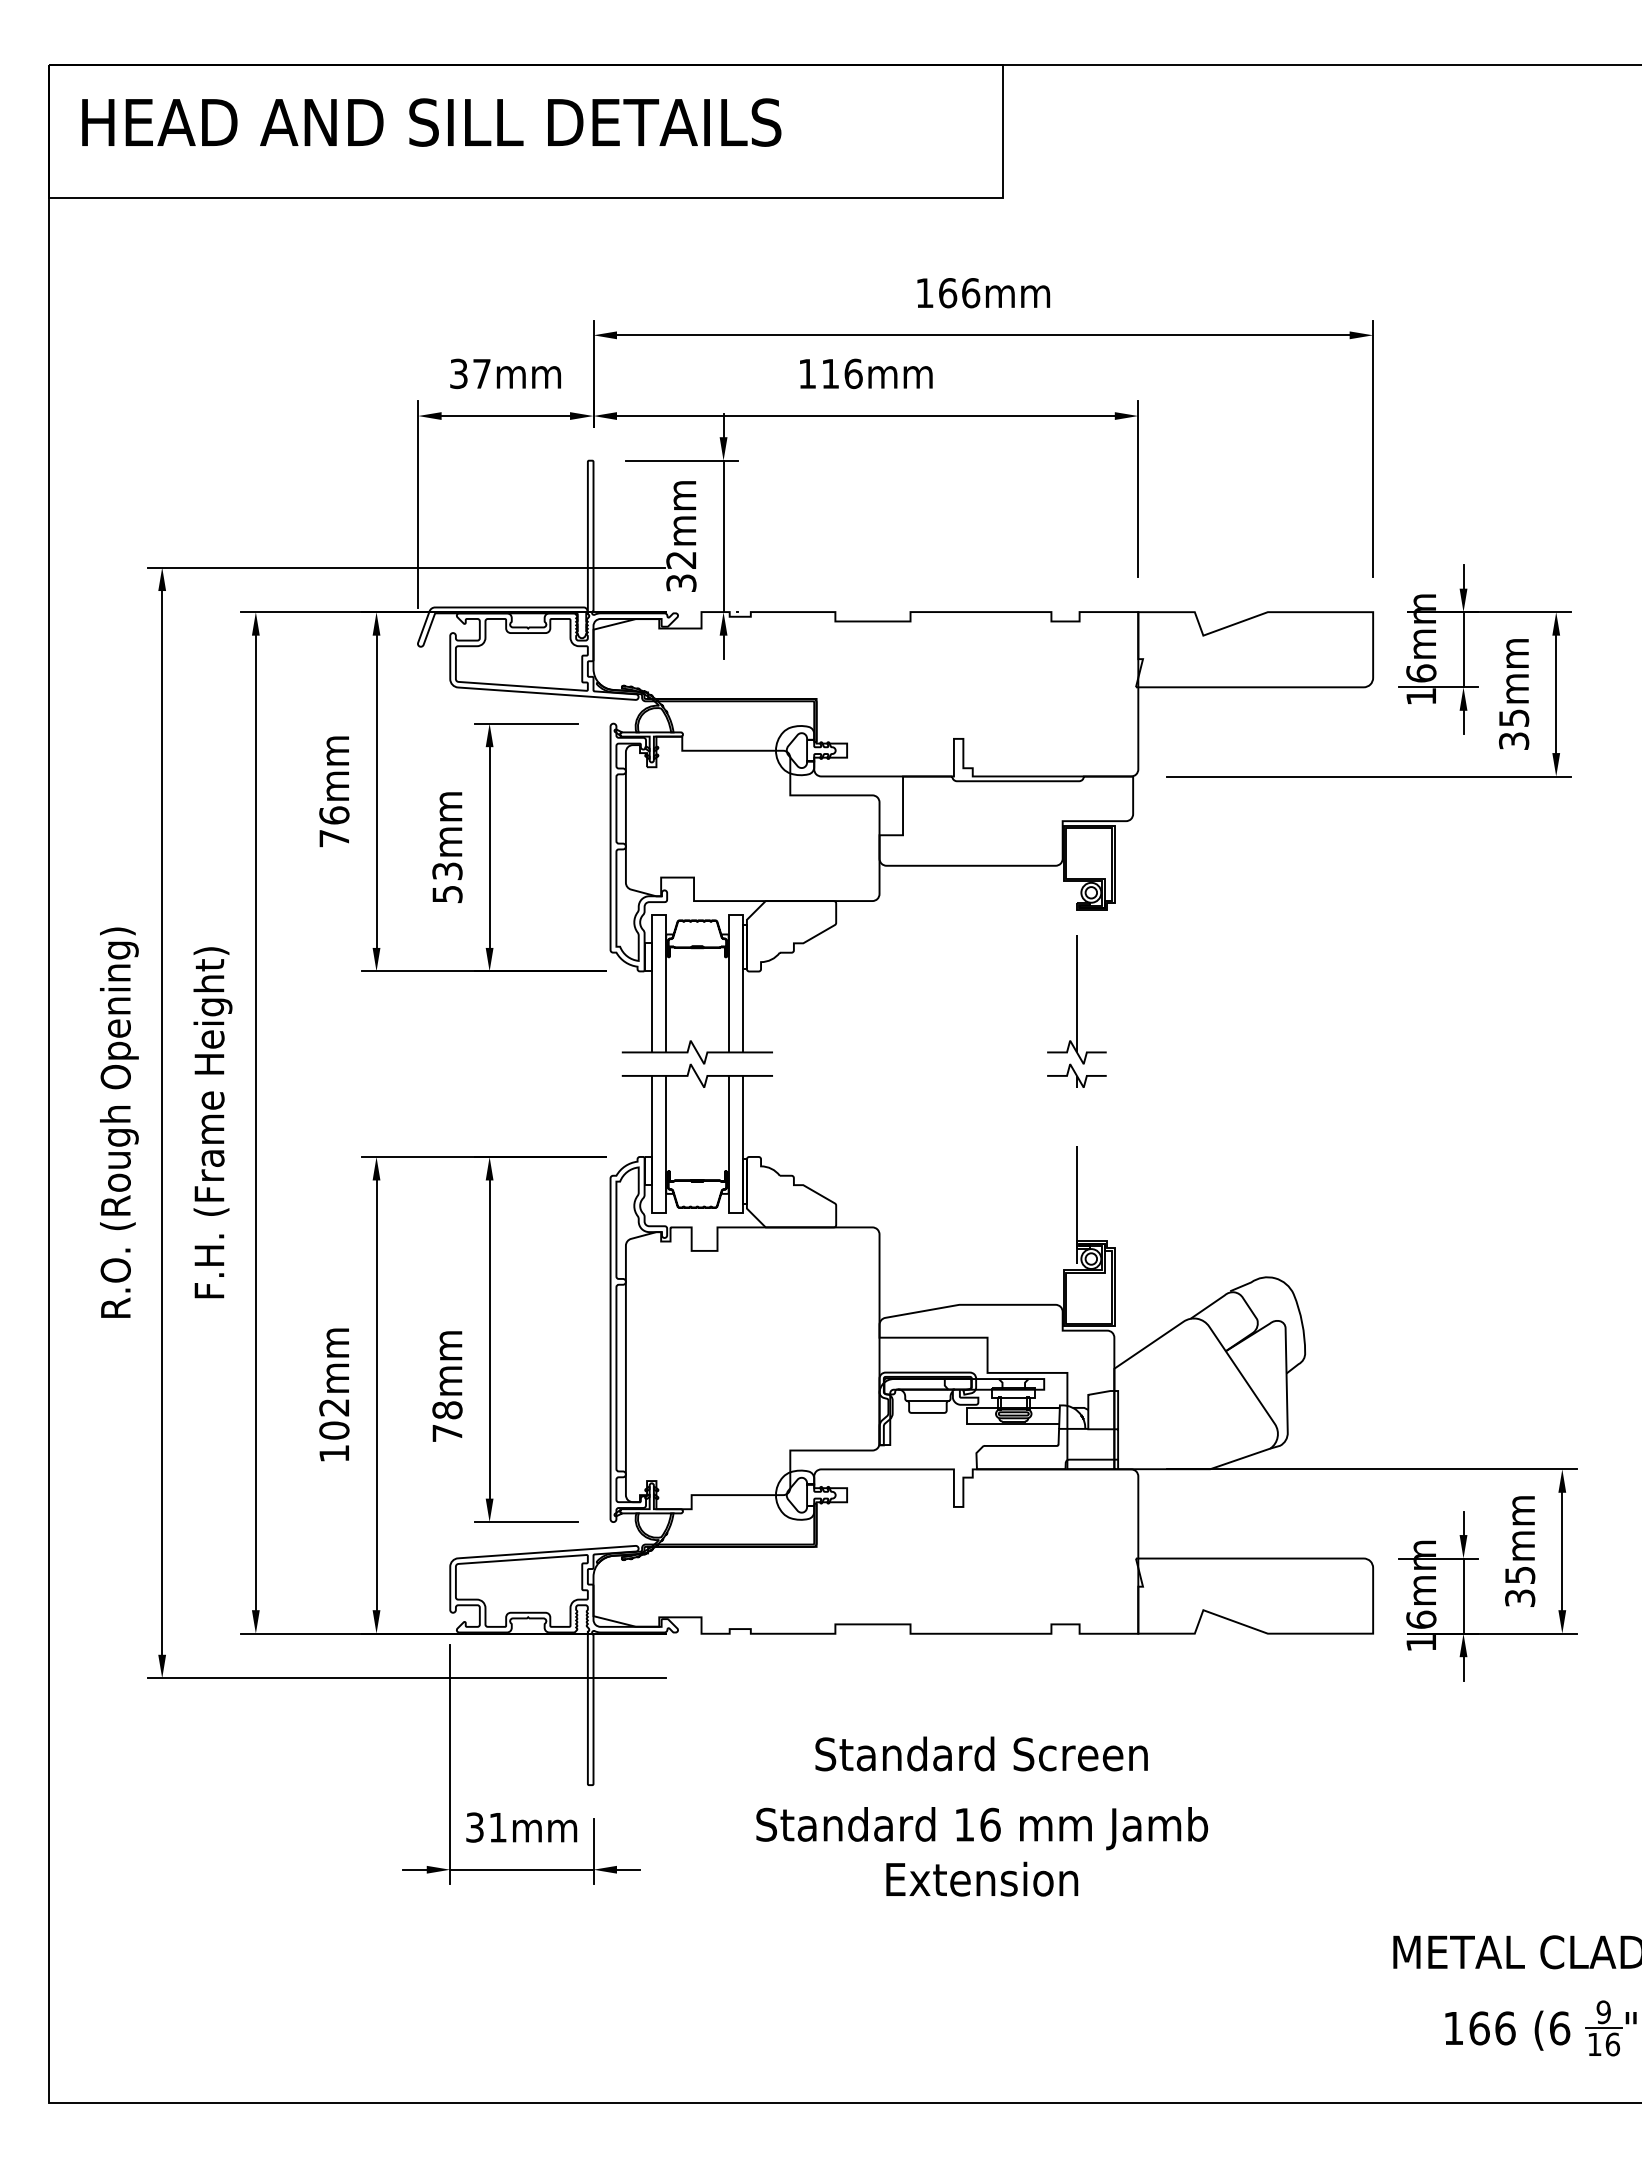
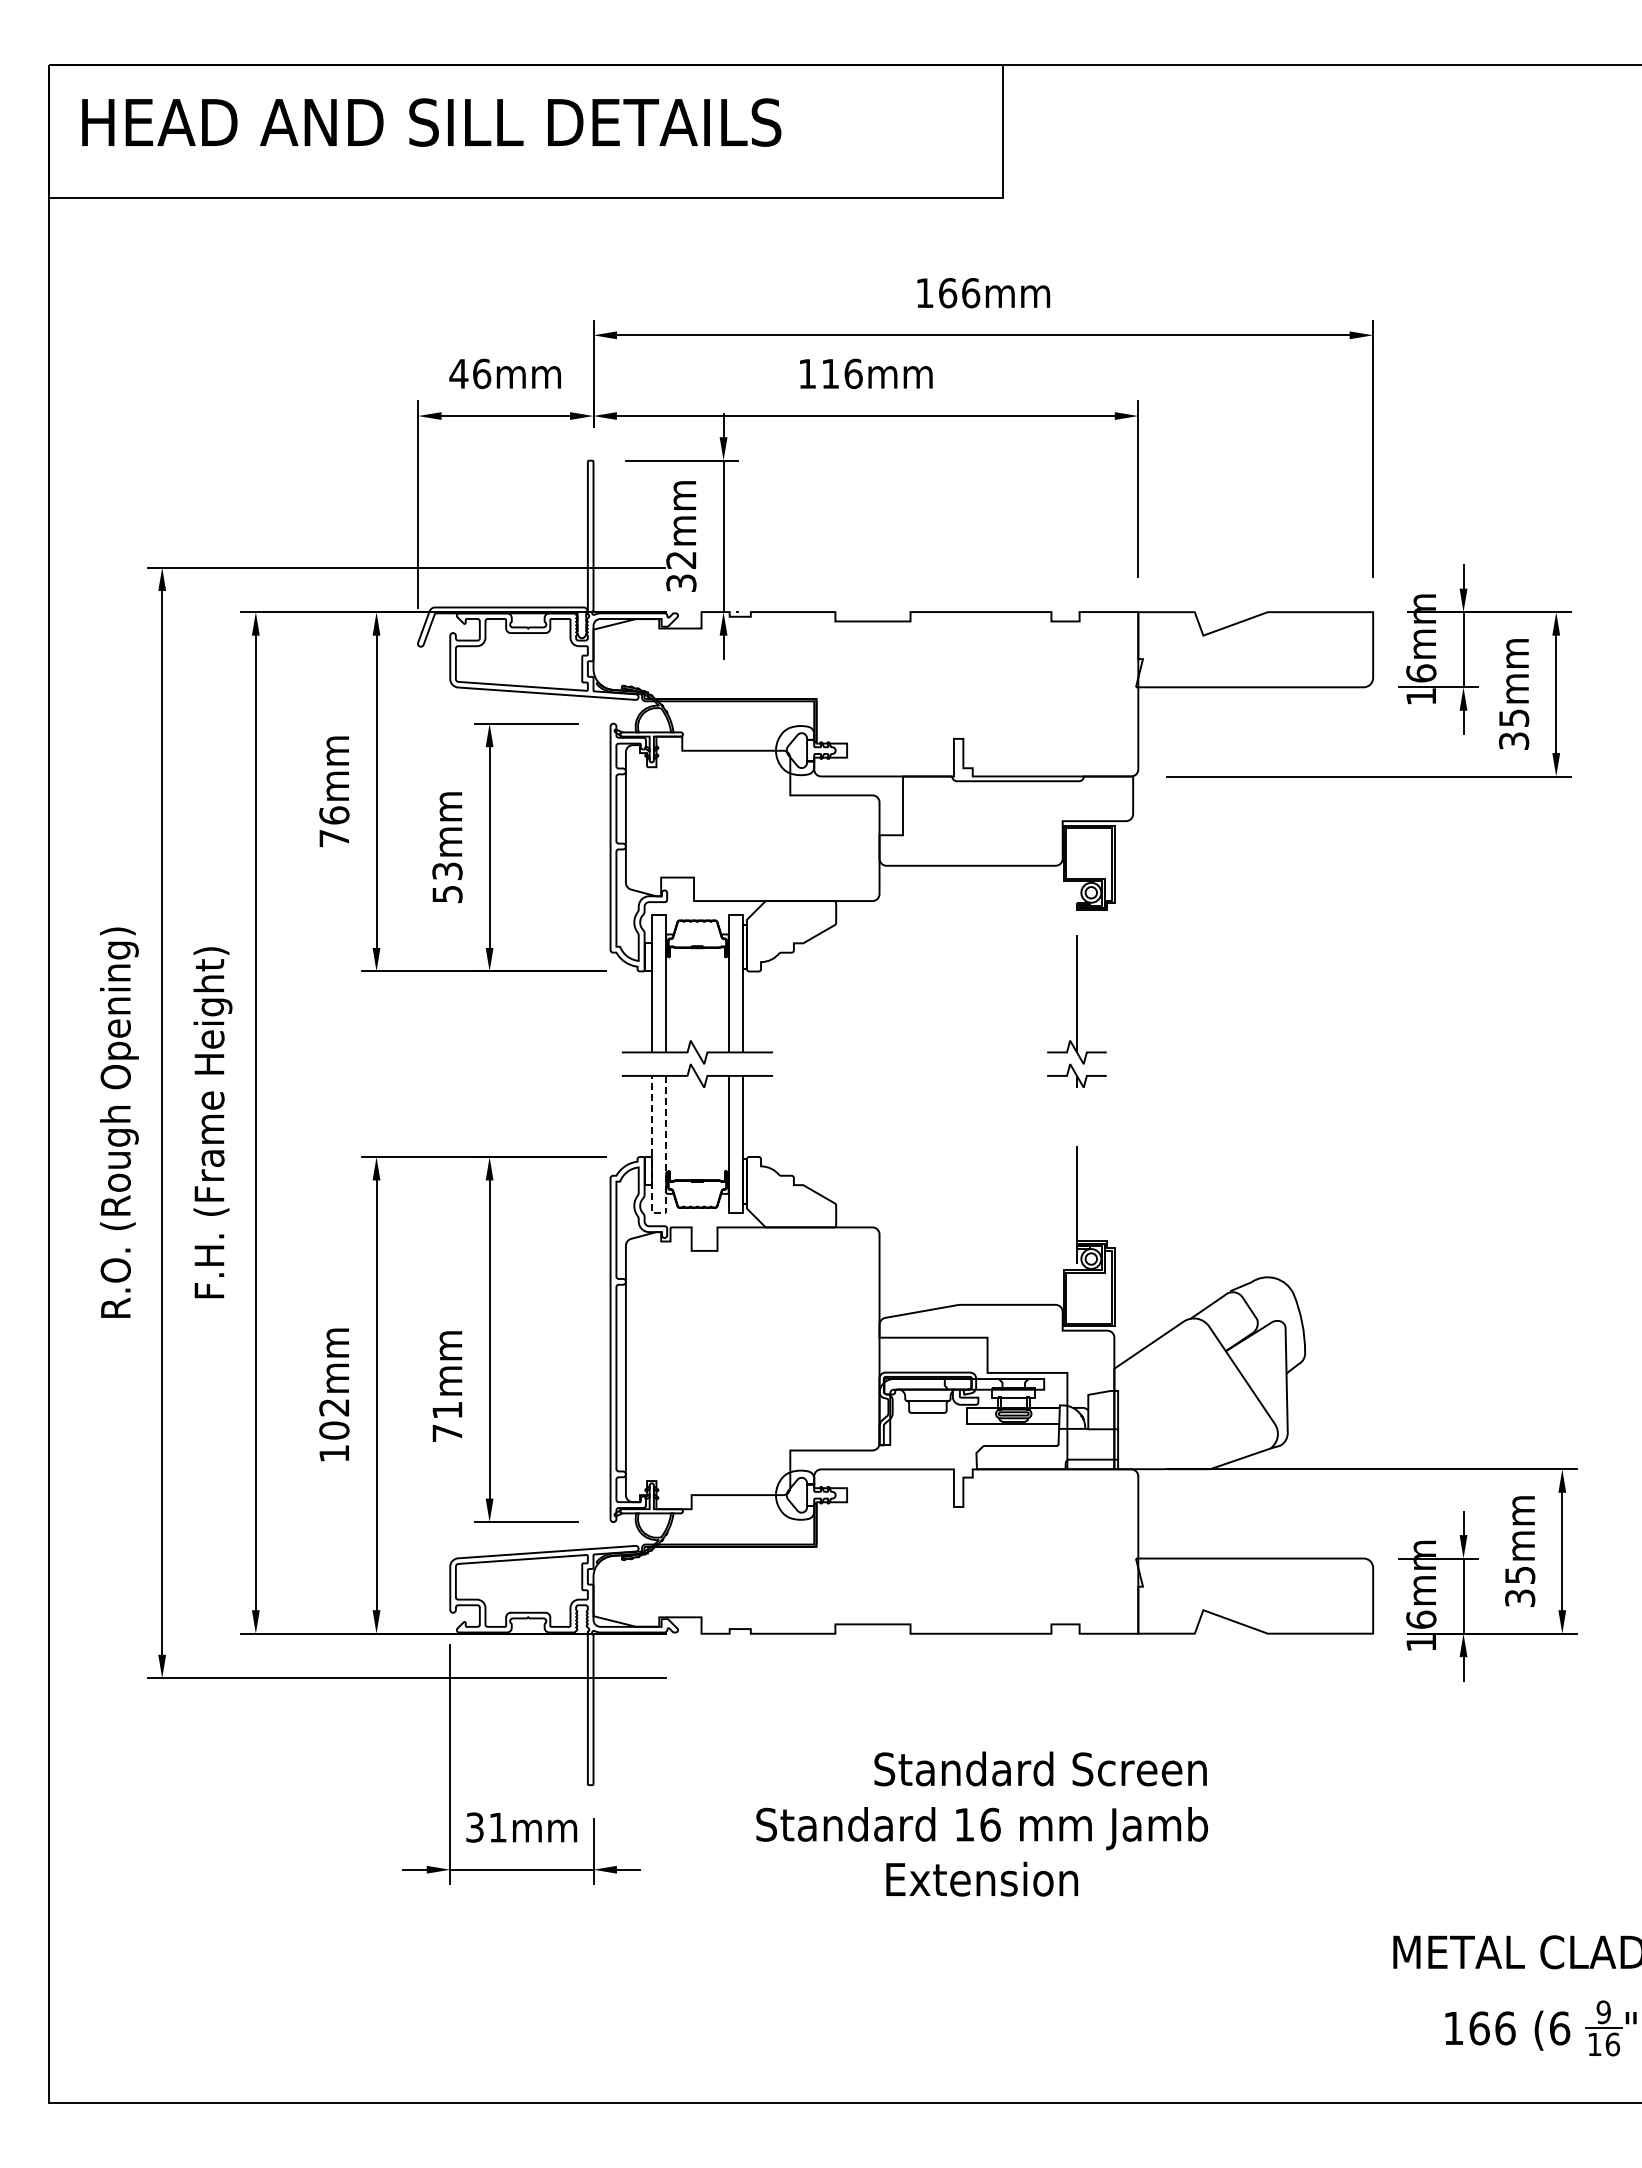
text: 37mm -> 46mm (470, 373)
line: solid -> dashed (658, 1213)
text: 78mm -> 71mm (447, 1410)
text position: (981, 1753) -> (1040, 1768) (1040, 1768)
